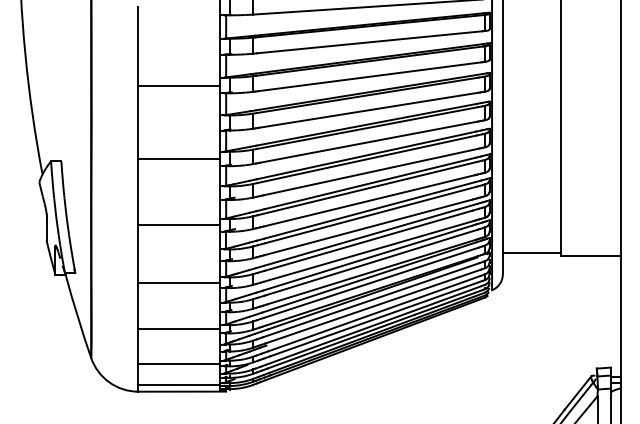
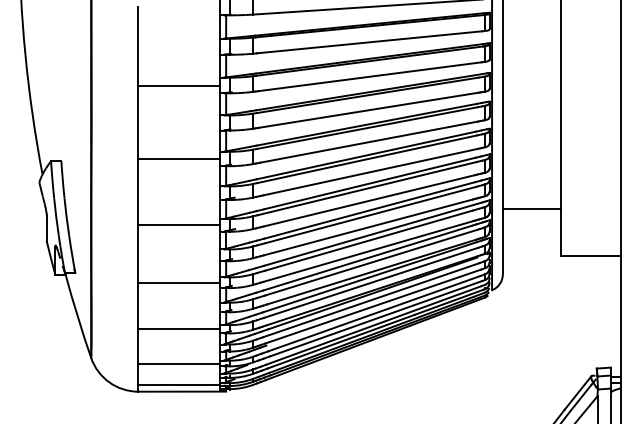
line position: (531, 252) -> (531, 208) (531, 208)
